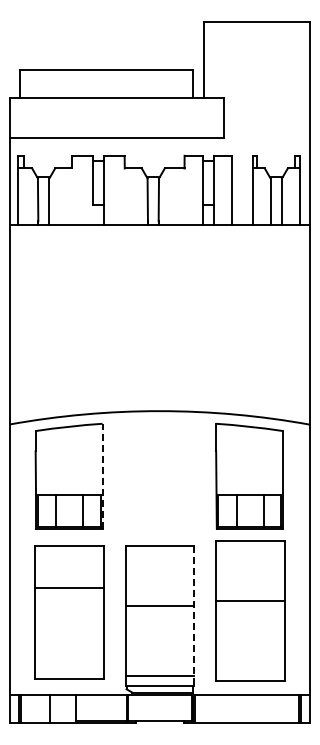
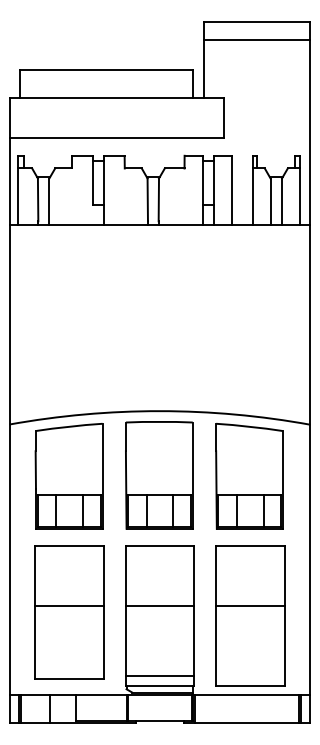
line: none -> present (257, 39)
part: none -> present (159, 475)
line: dashed -> solid (102, 476)
line position: (69, 587) -> (69, 605) (69, 605)
part position: (250, 610) -> (250, 615) (250, 615)
line: dashed -> solid (194, 616)
